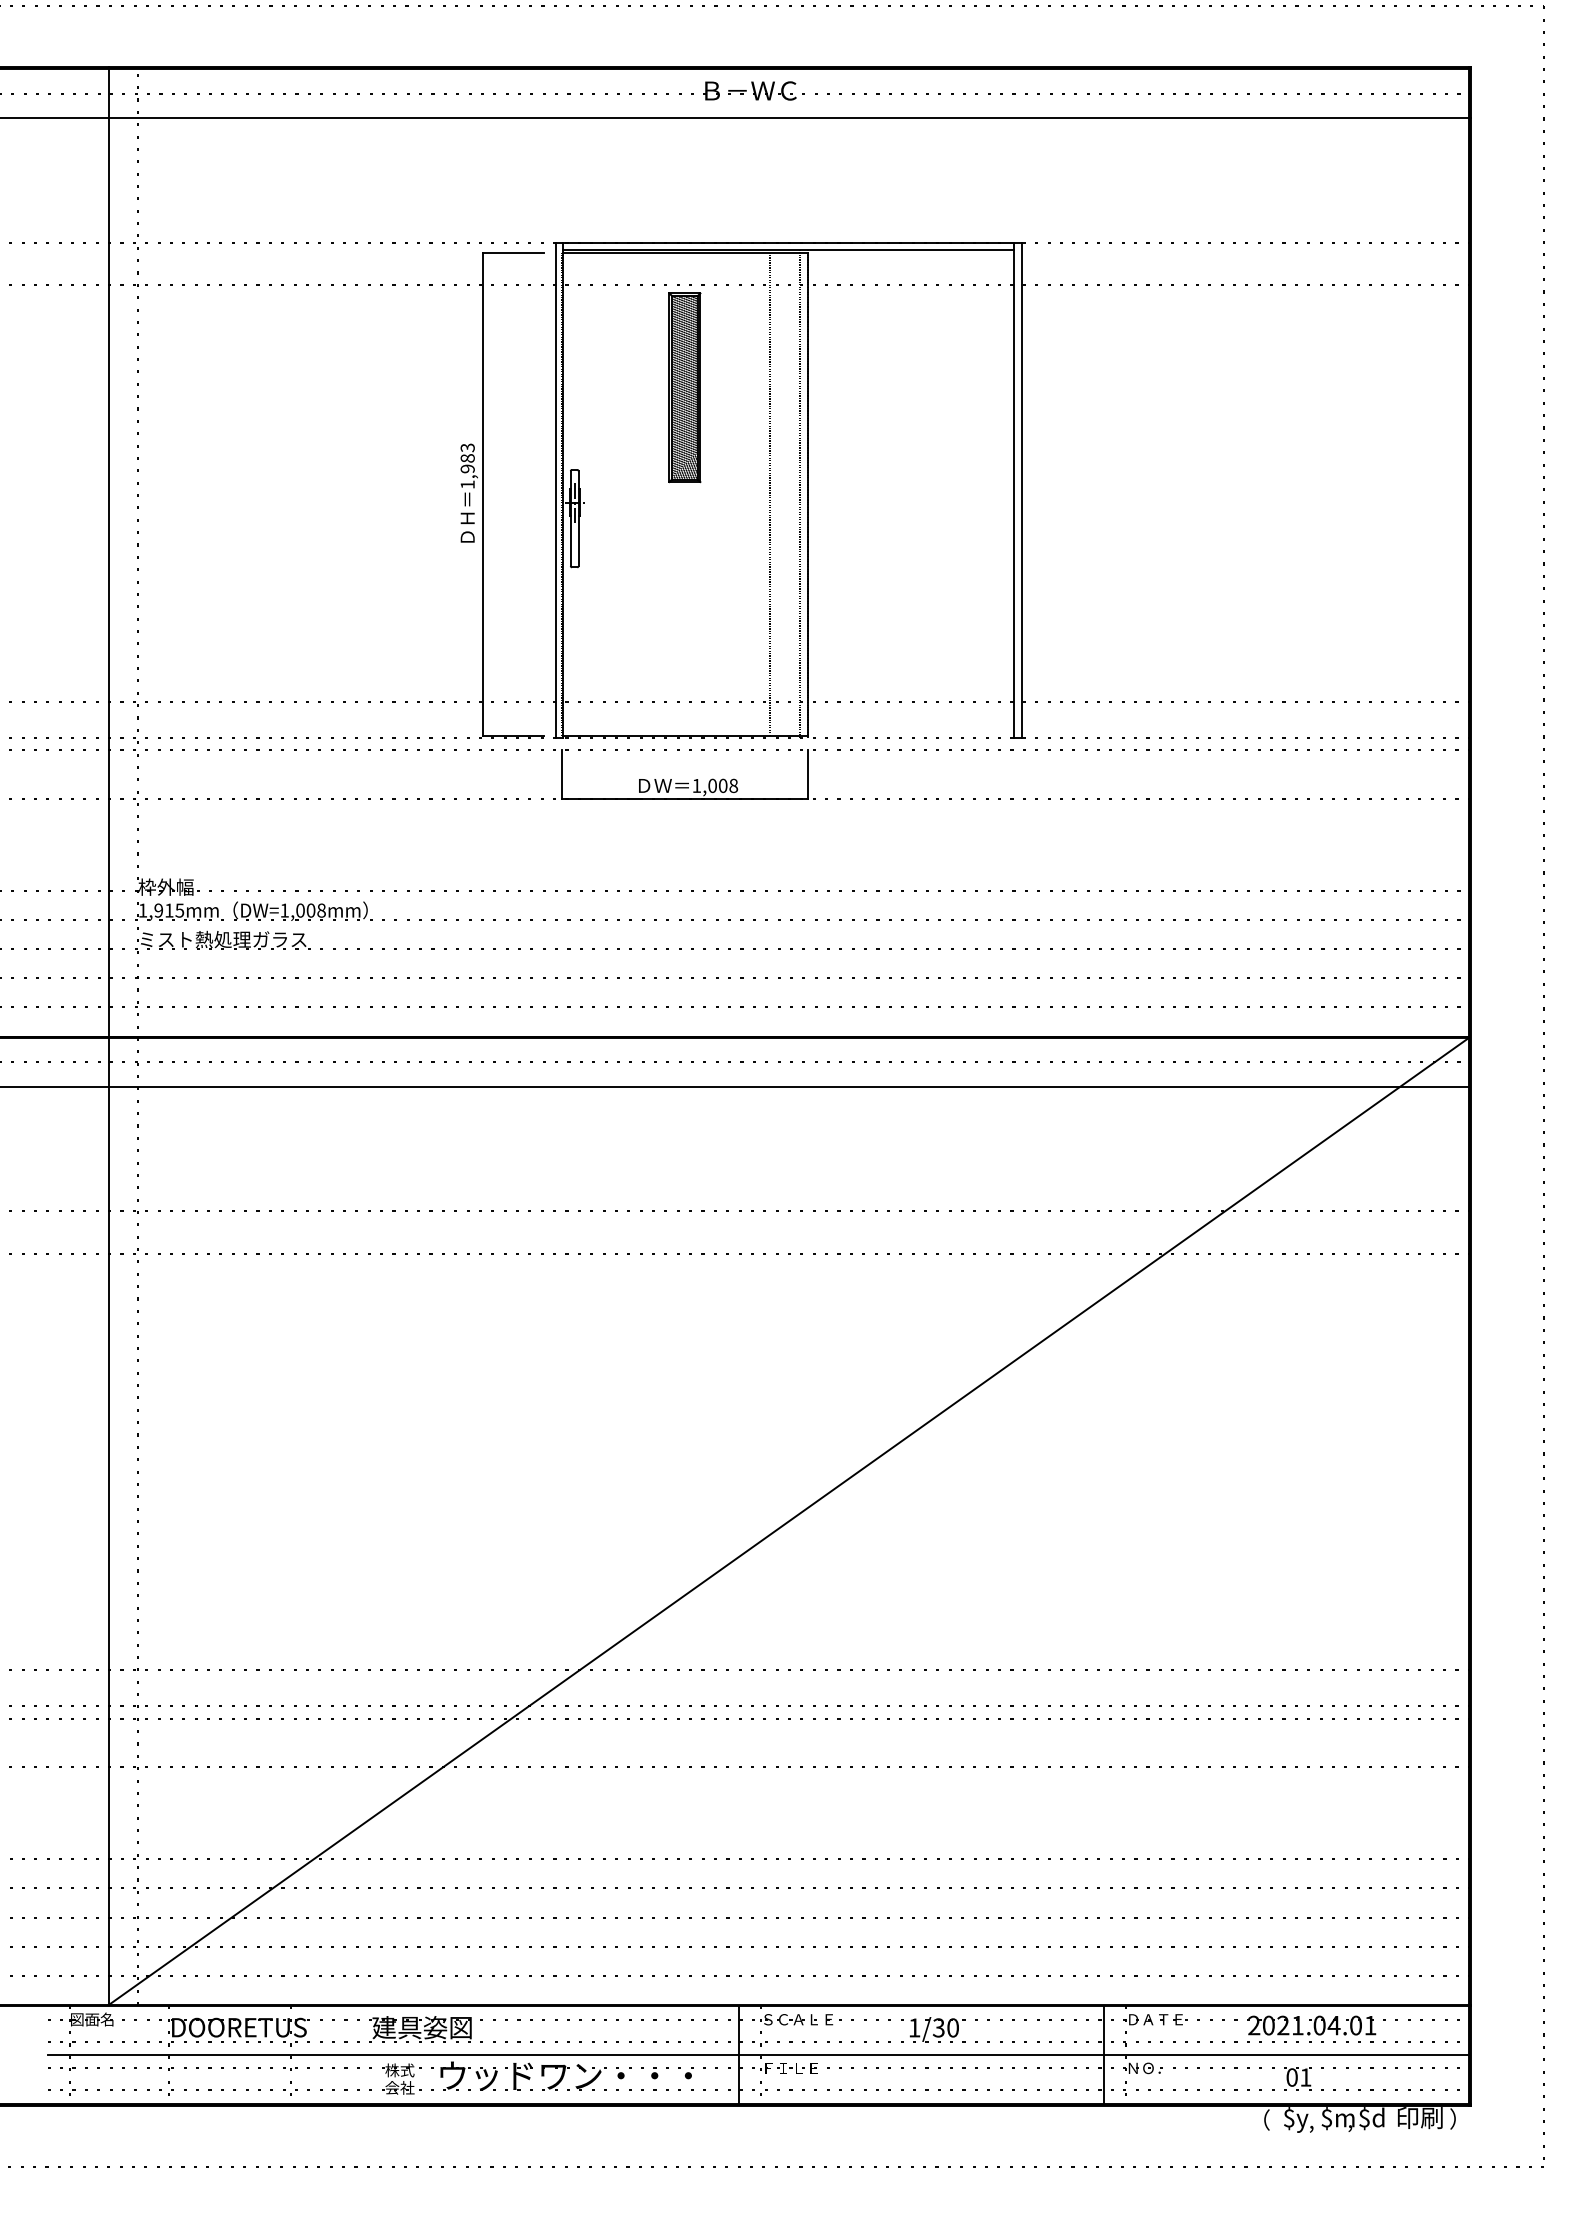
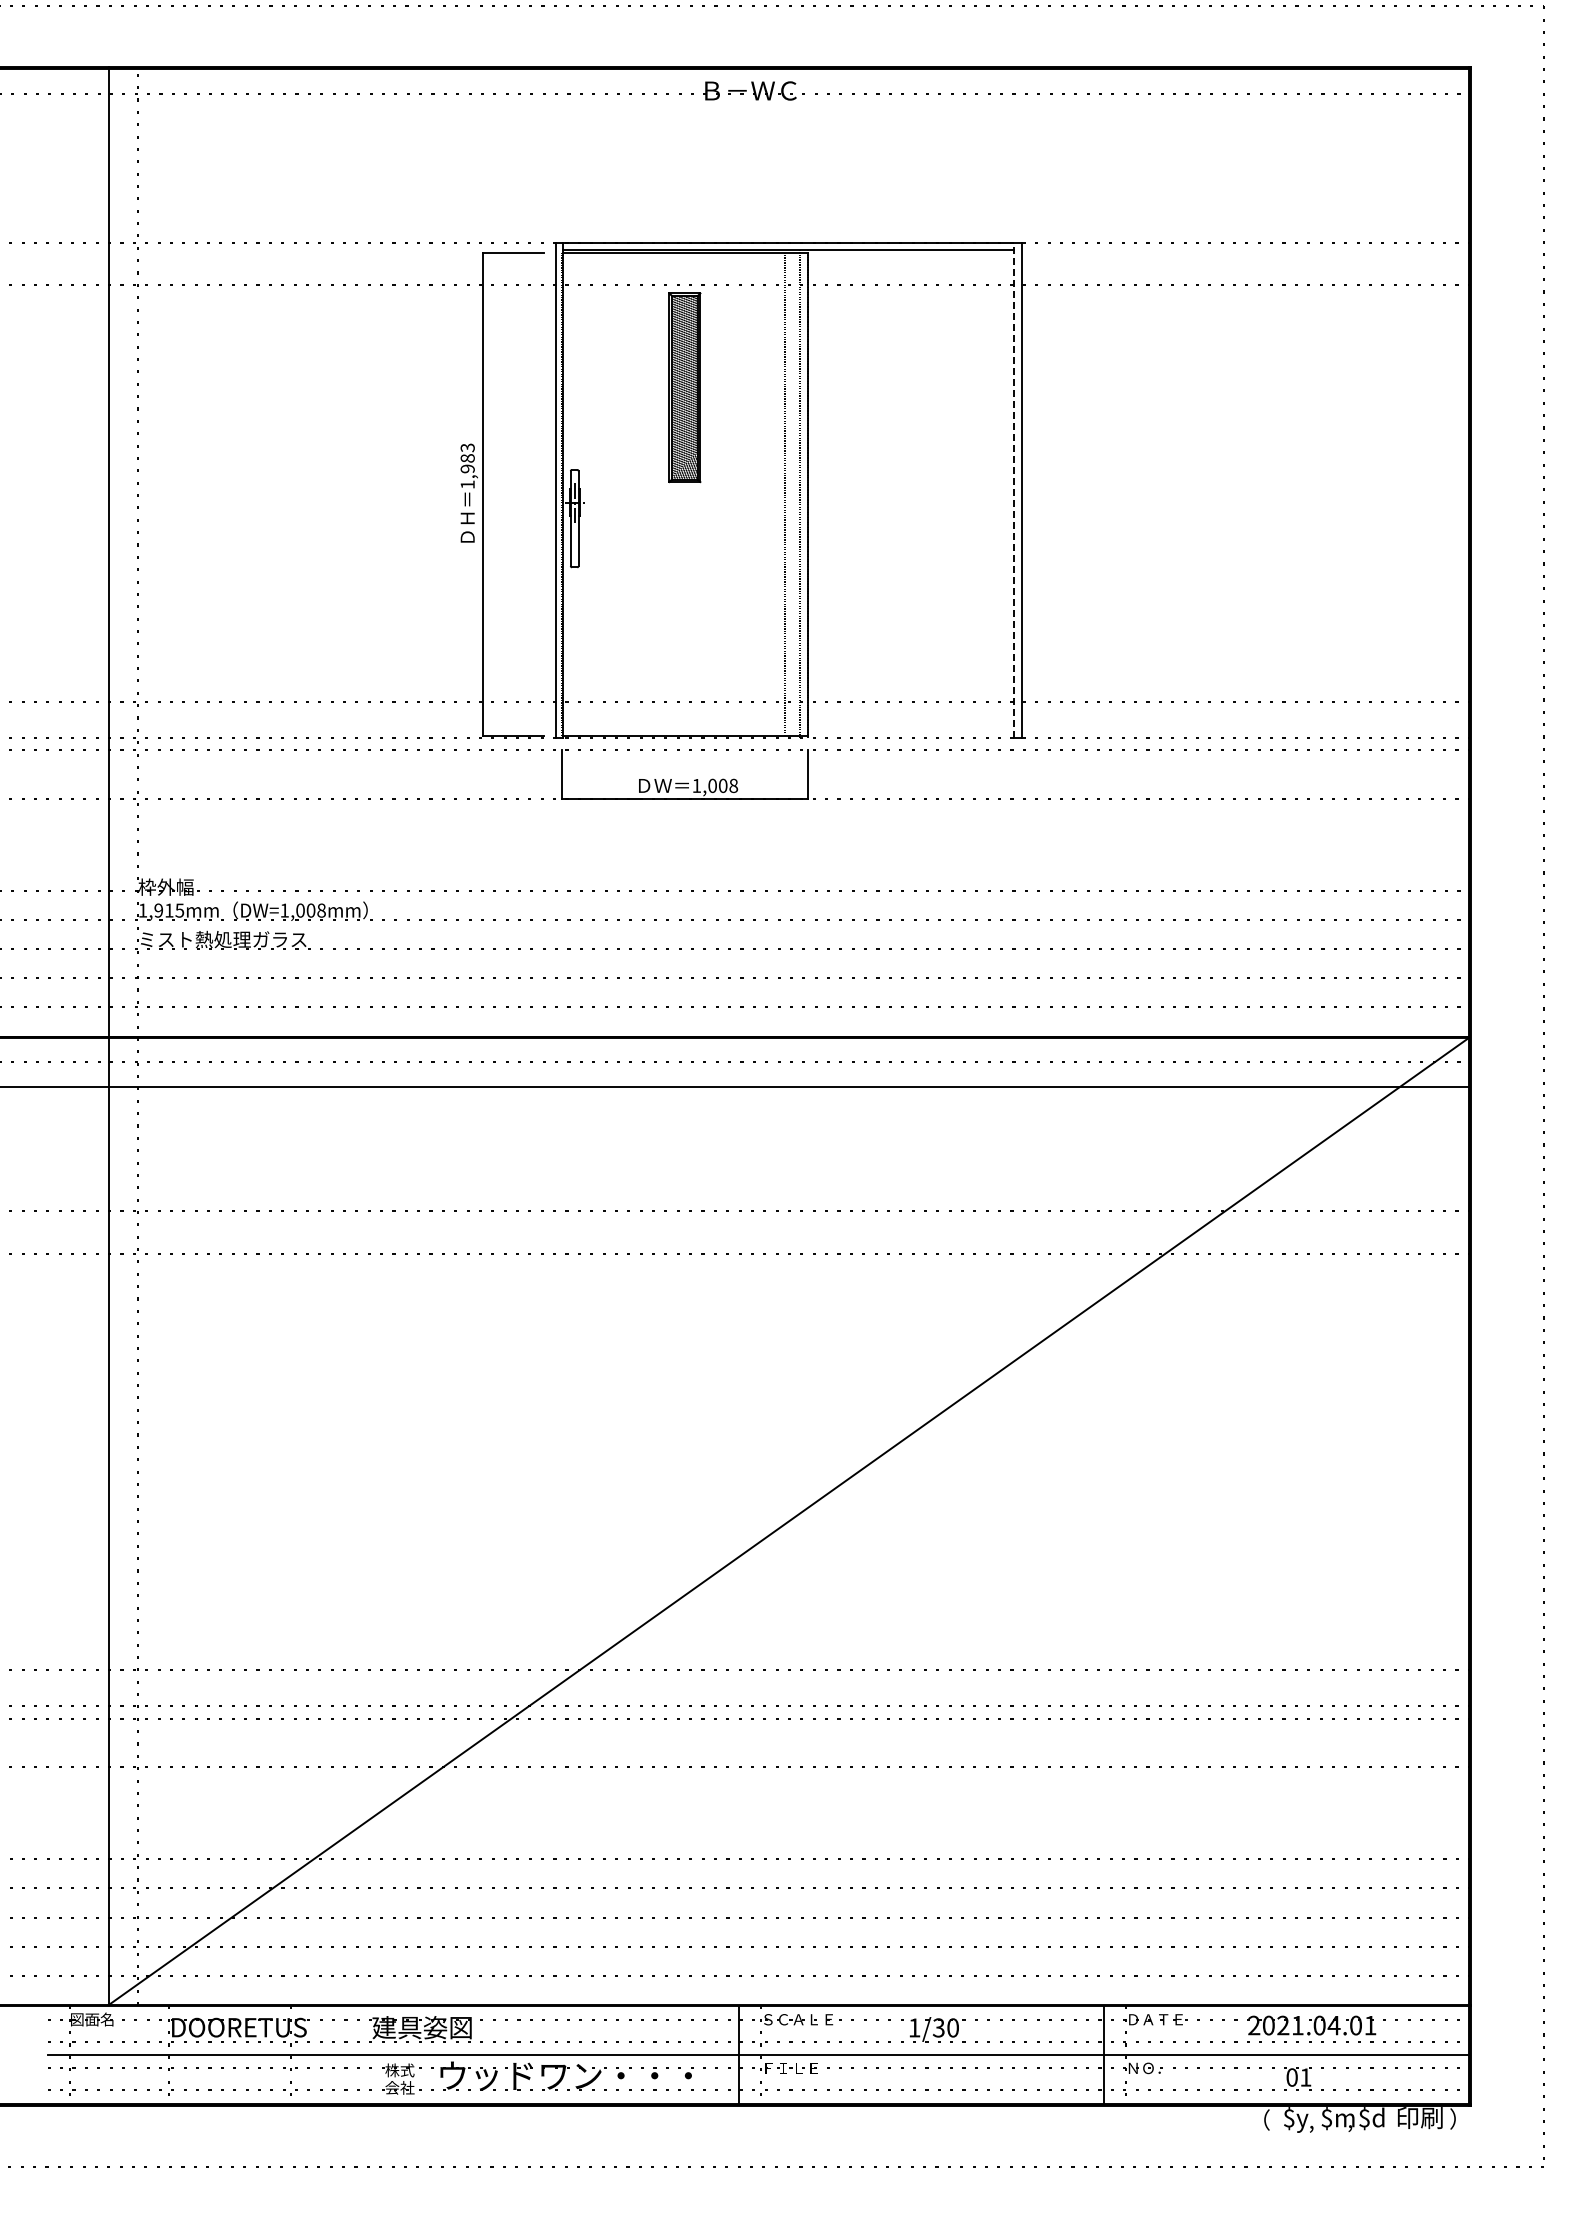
line: present -> none (736, 118)
line: solid -> dashed (1014, 490)
line position: (769, 494) -> (784, 494) (784, 494)
